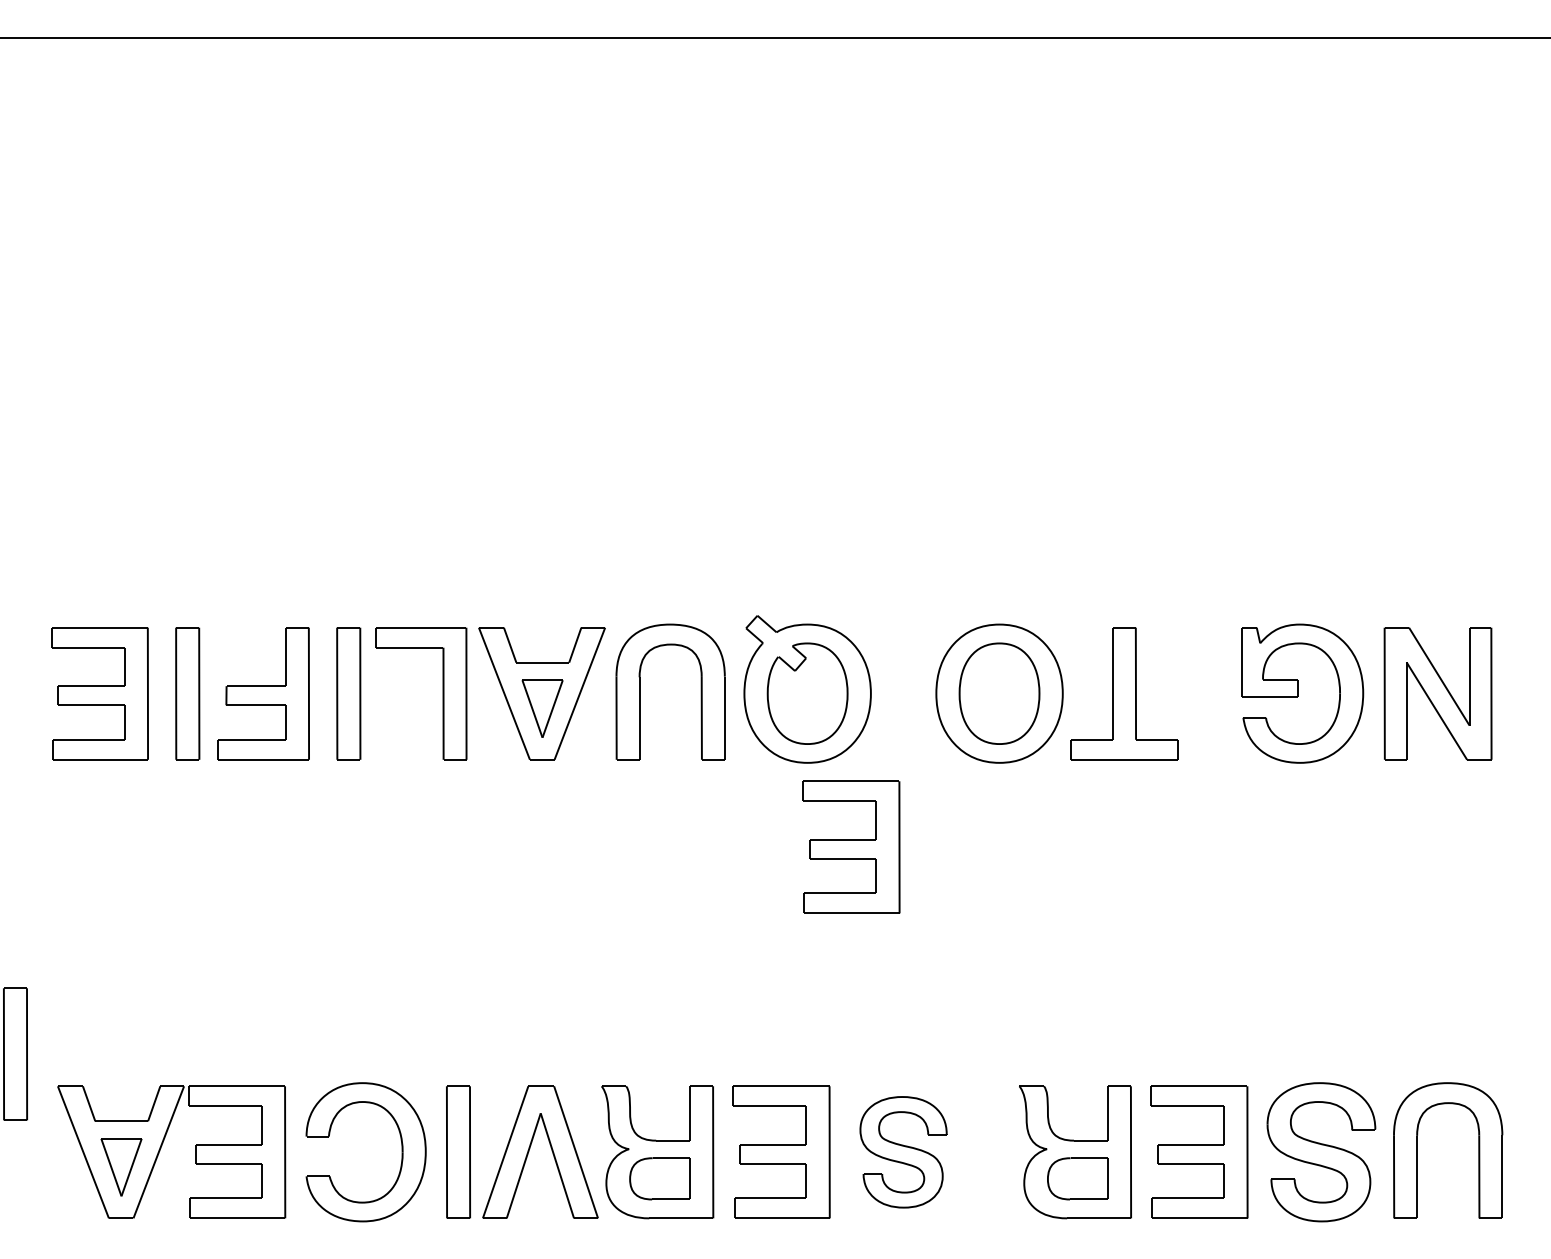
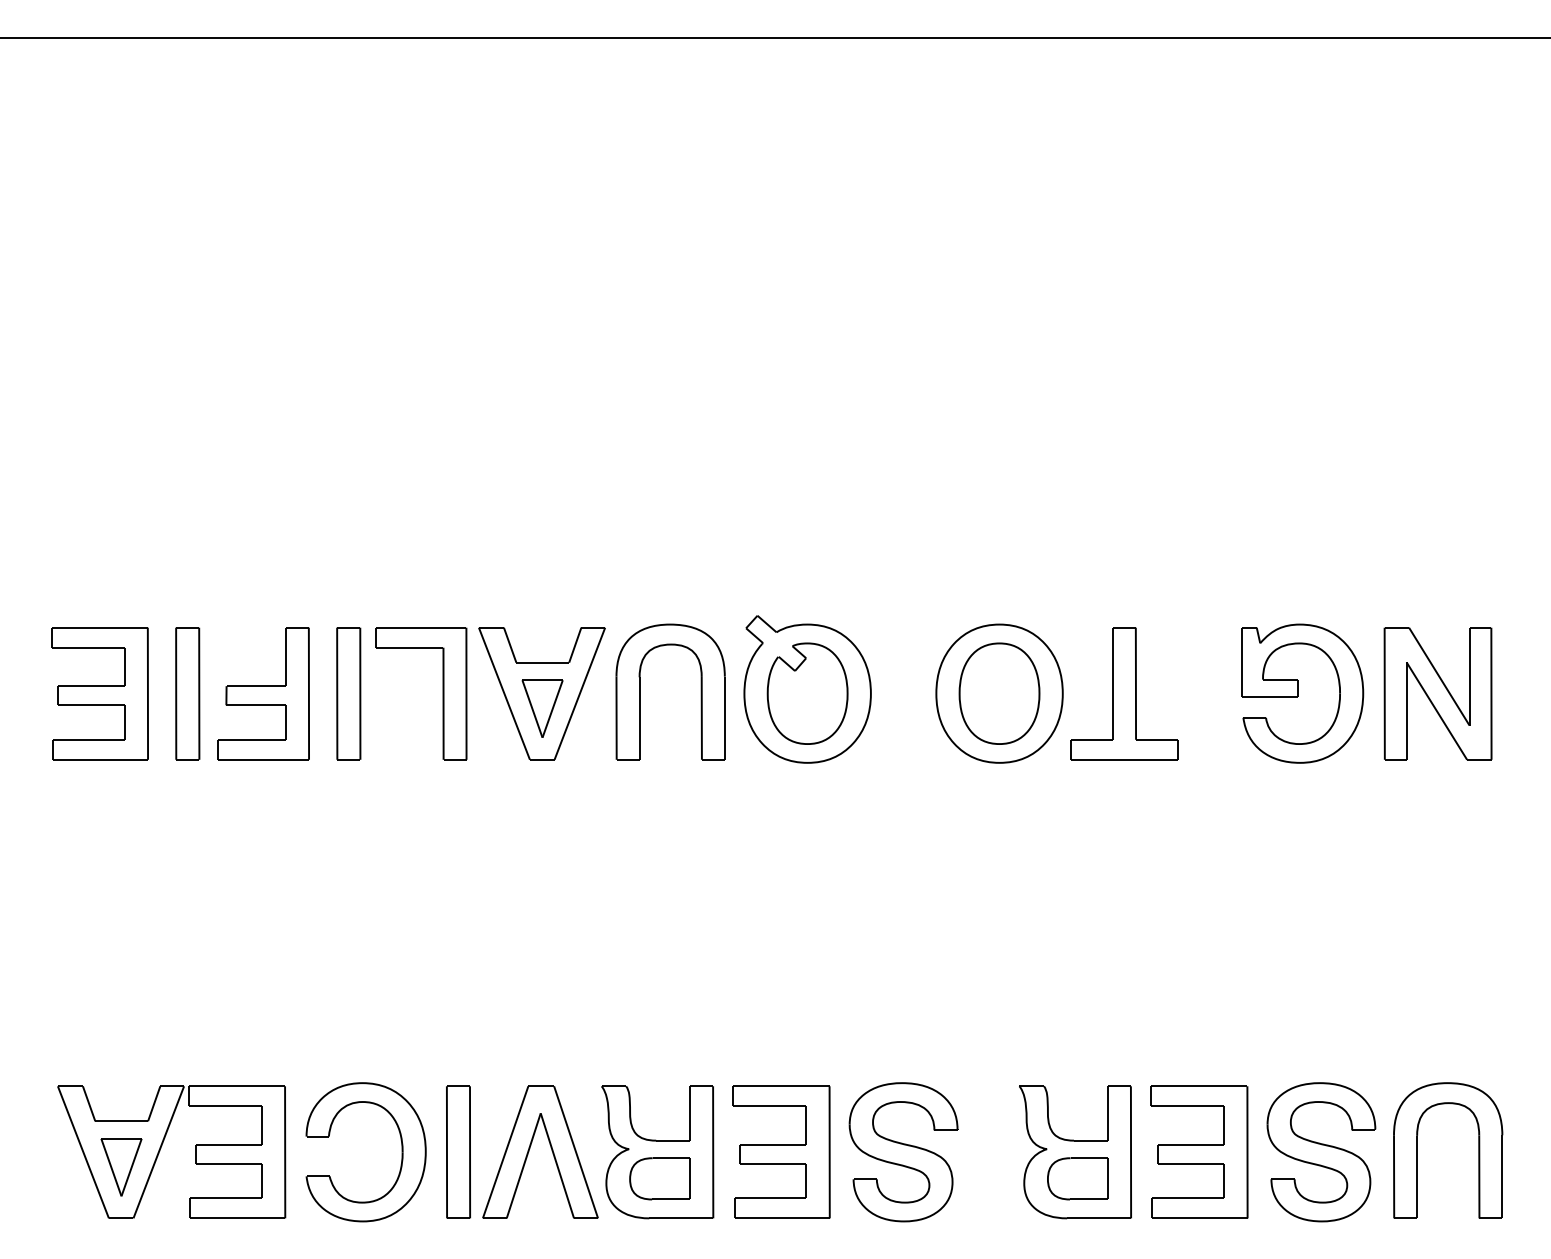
part: present -> none (851, 846)
part: present -> none (15, 1053)
part size: 89x113 px -> 111x141 px (903, 1152)
